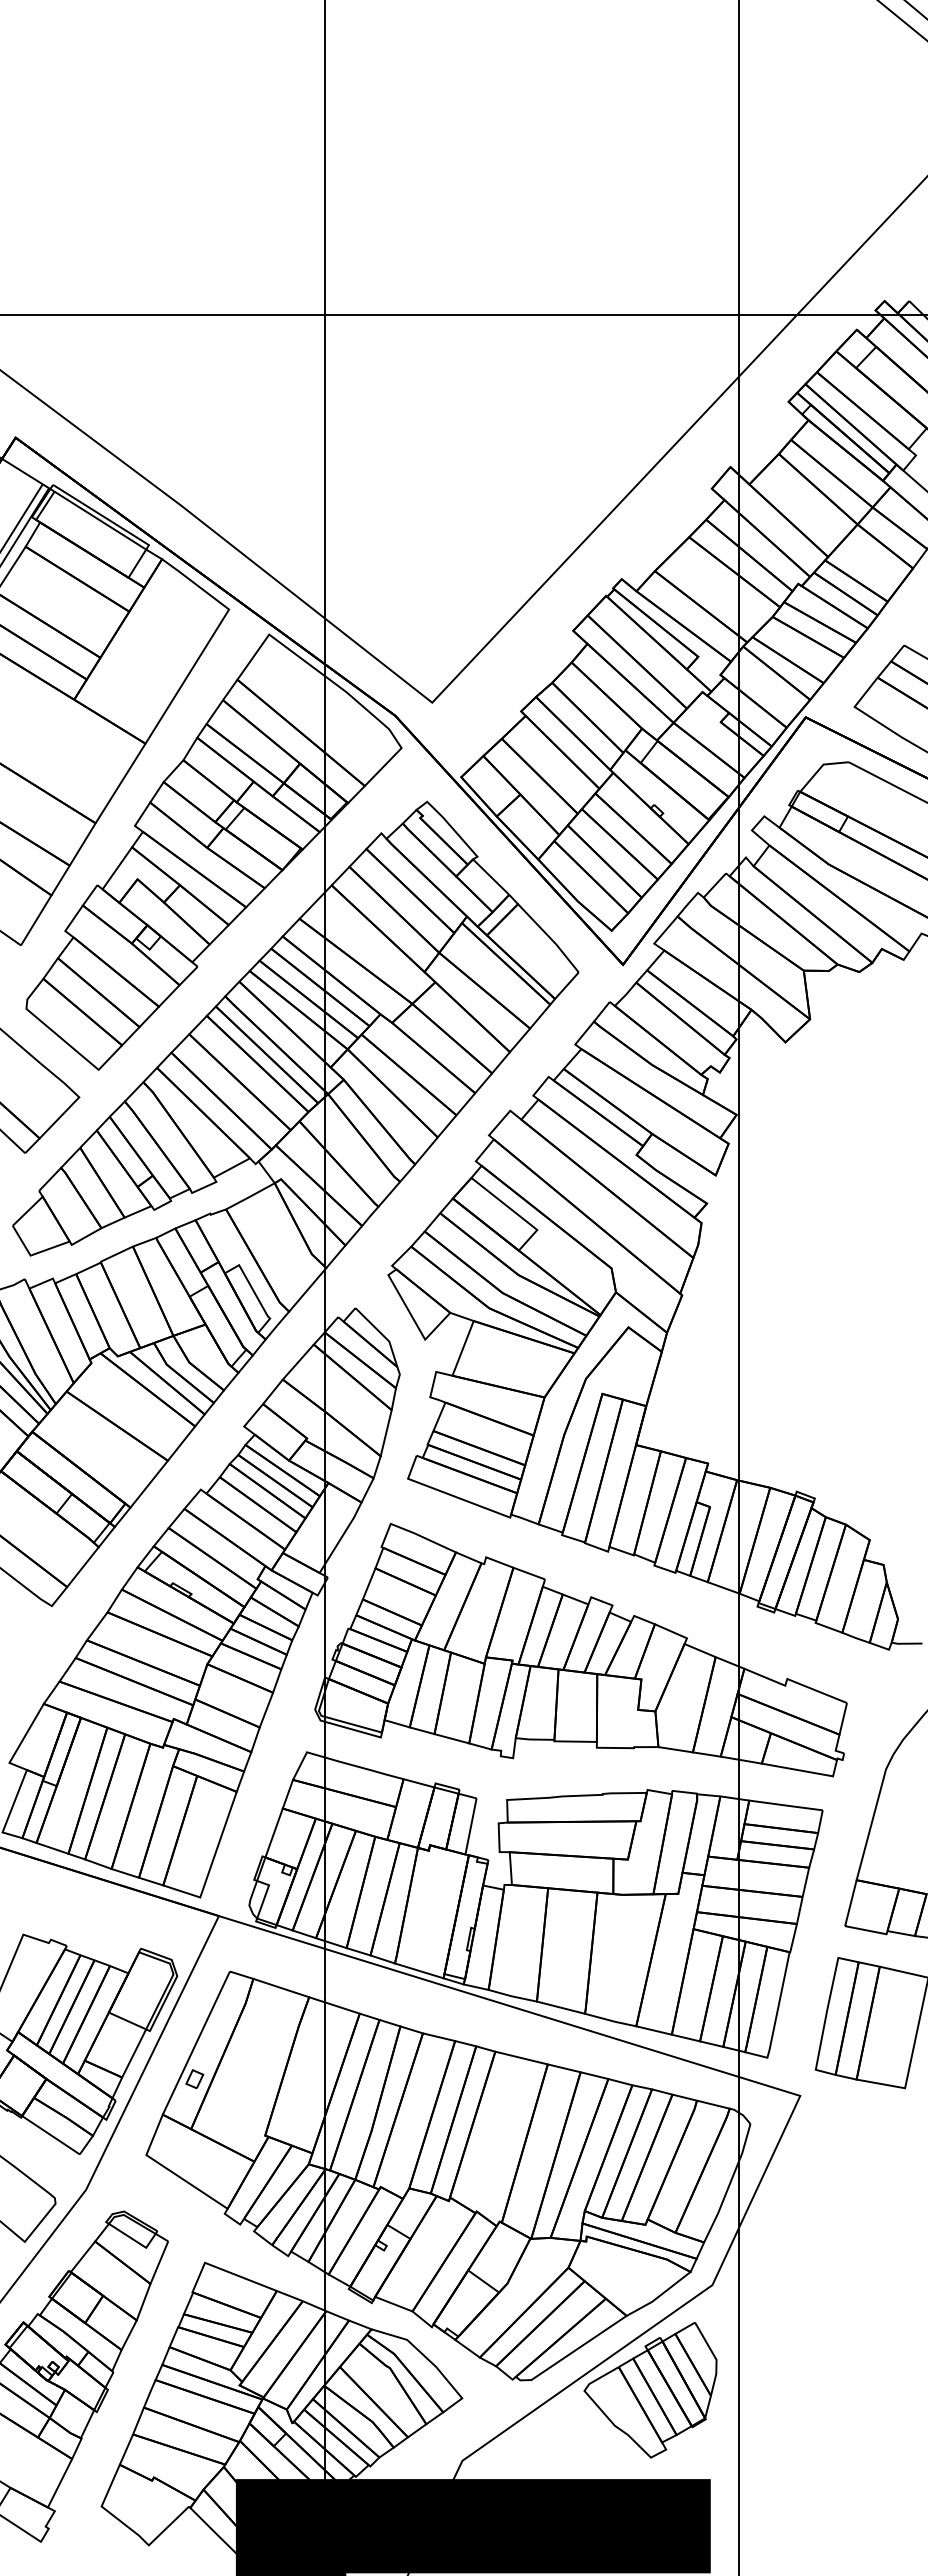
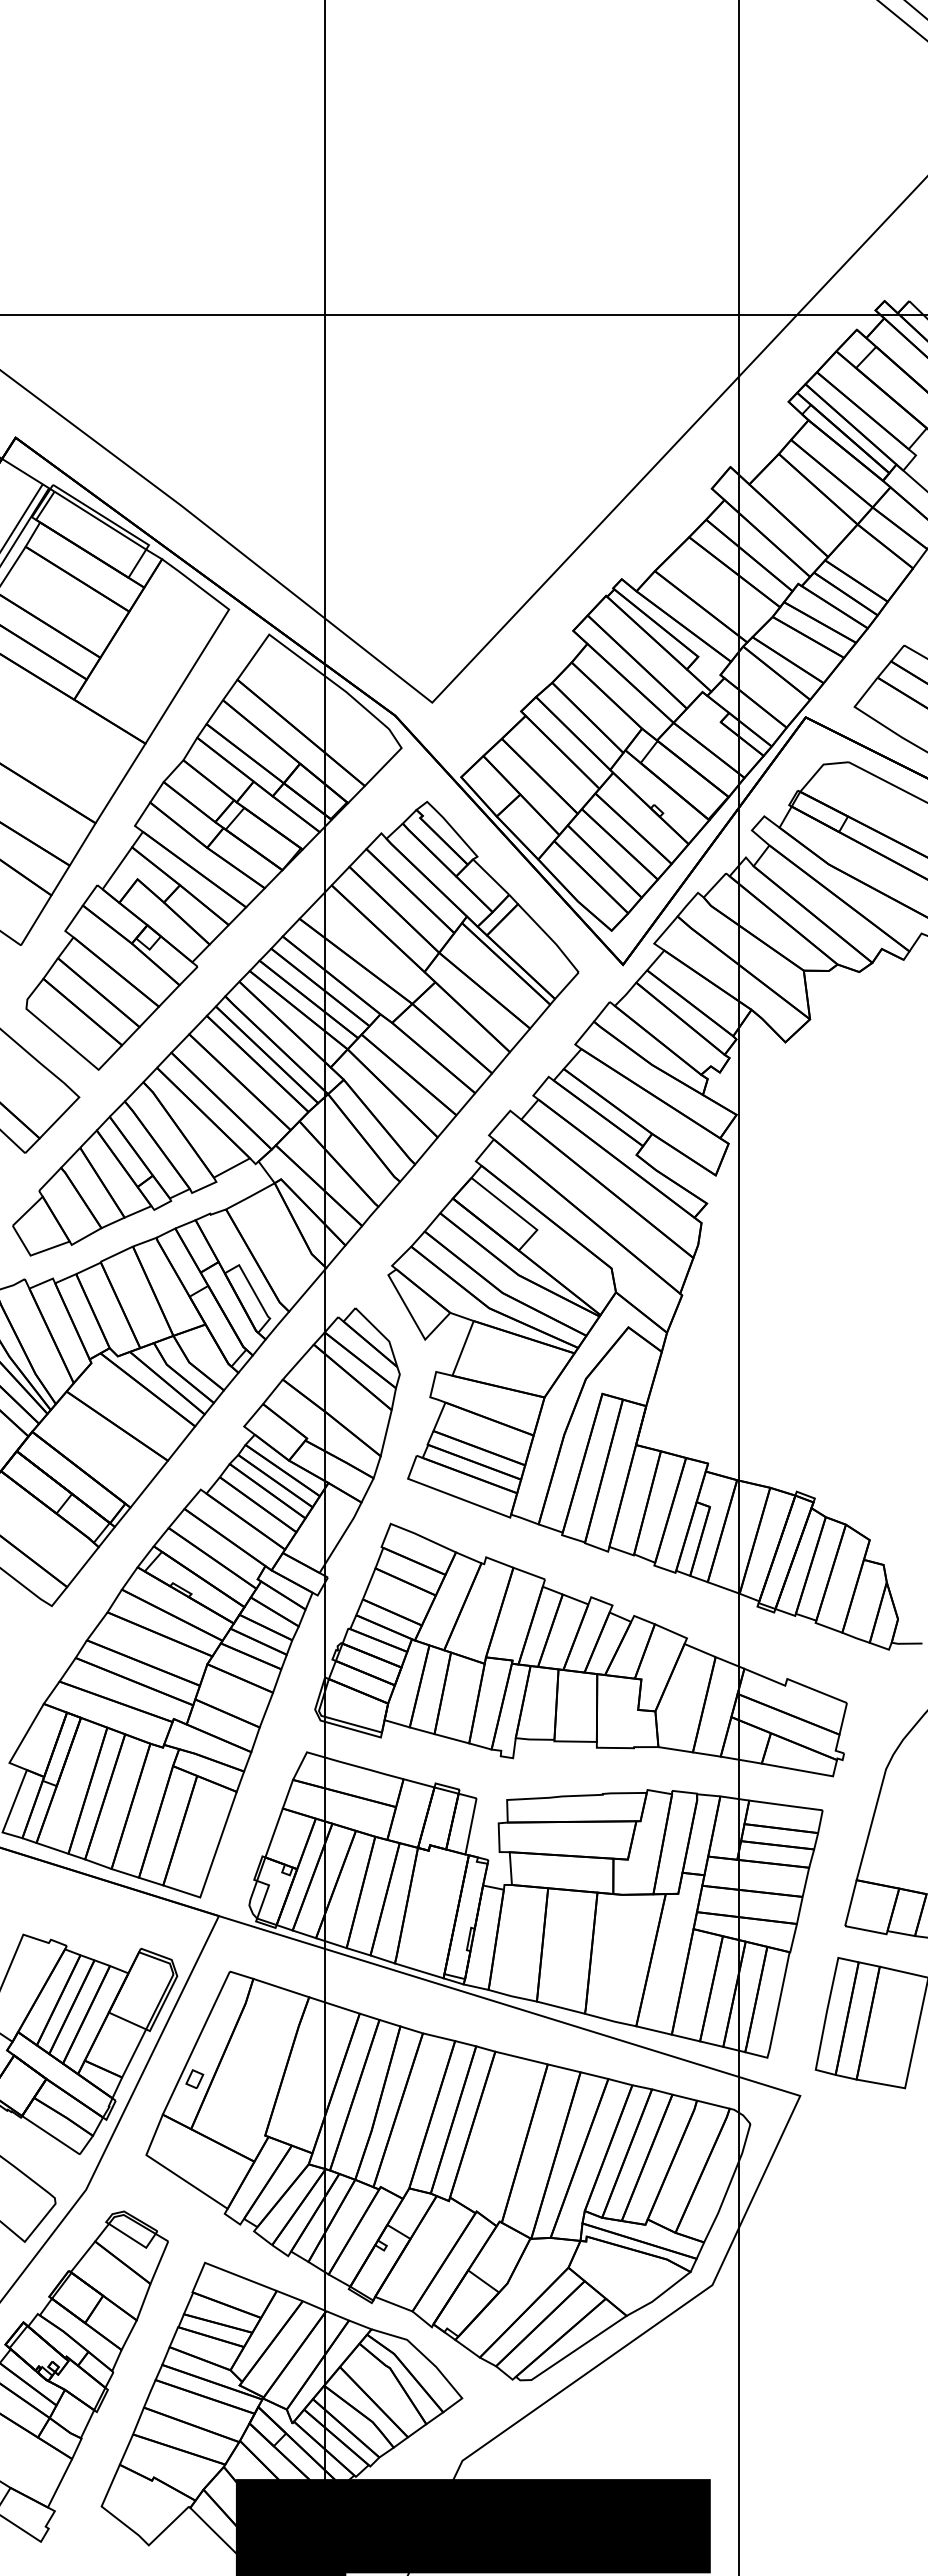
part: present -> none (650, 2390)
